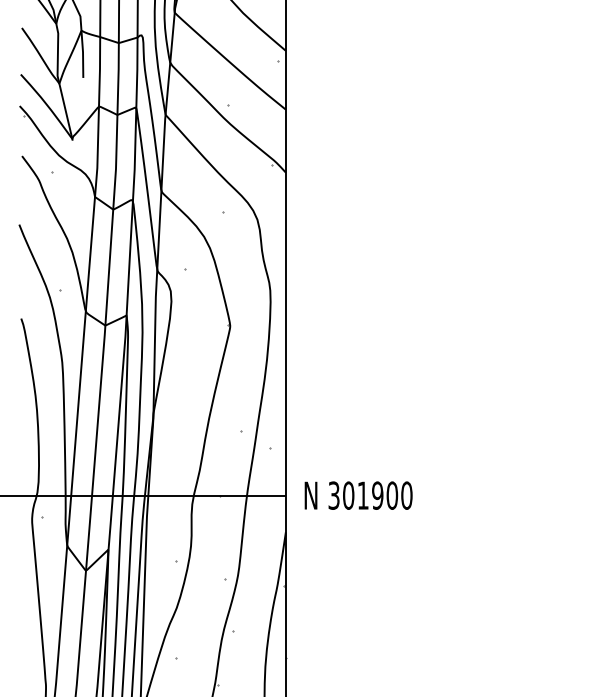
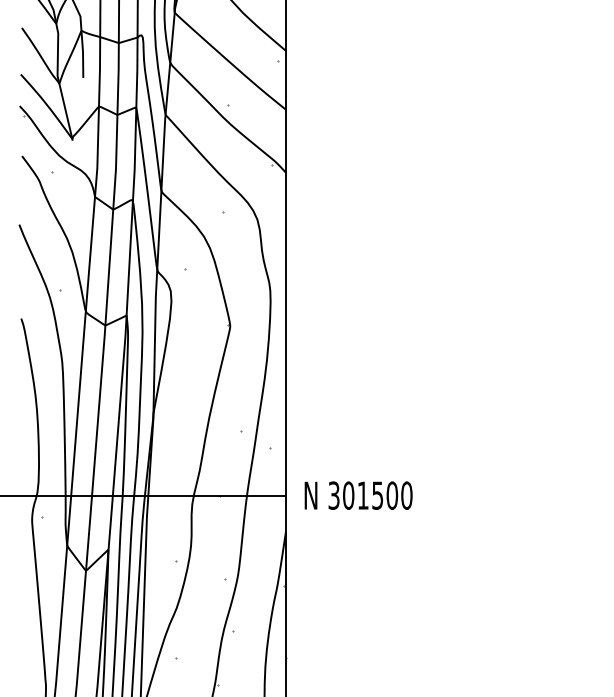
text: 301900 -> 301500 (377, 495)
